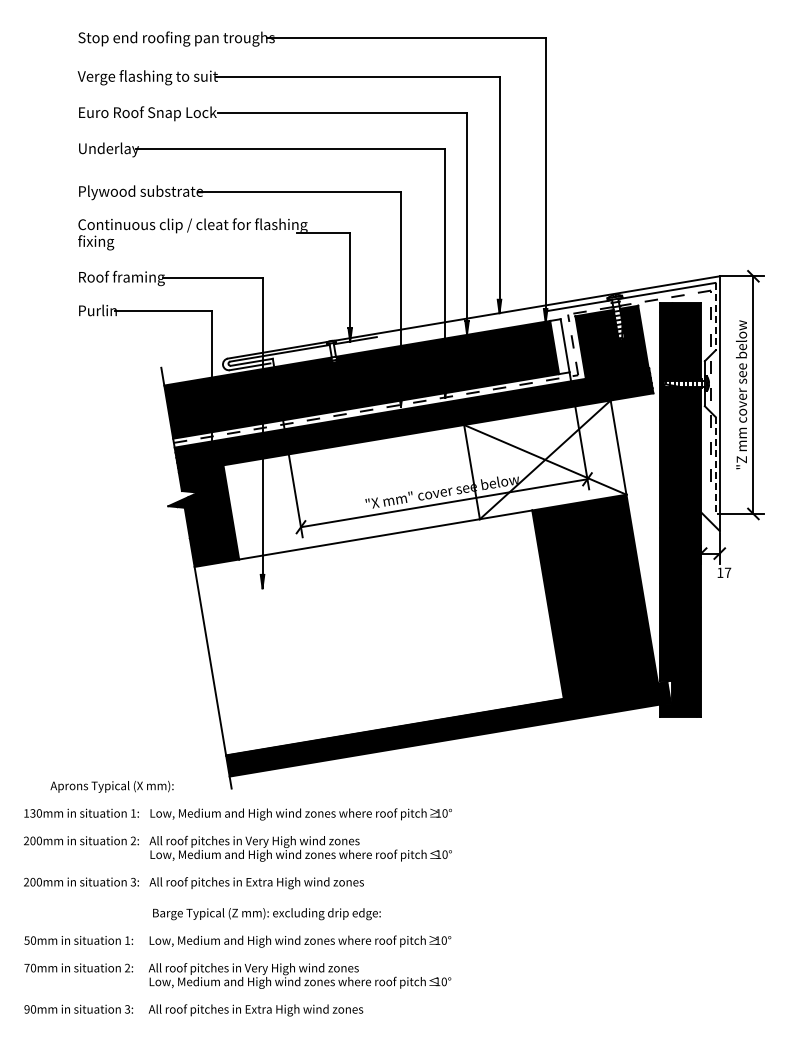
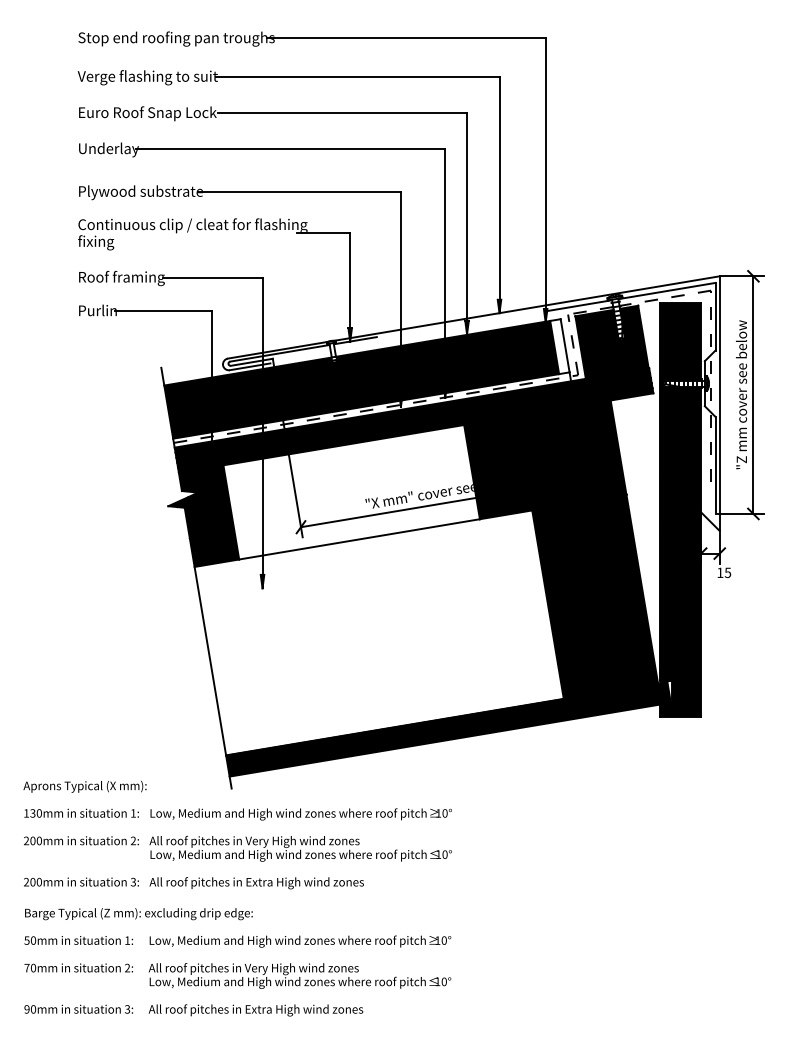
line: dashed -> solid (715, 316)
fill: none -> present (545, 459)
line: dashed -> solid (715, 465)
text: ^_17 -> ^_15 (727, 572)
text position: (111, 786) -> (84, 786) (84, 786)
text position: (266, 914) -> (138, 914) (138, 914)
